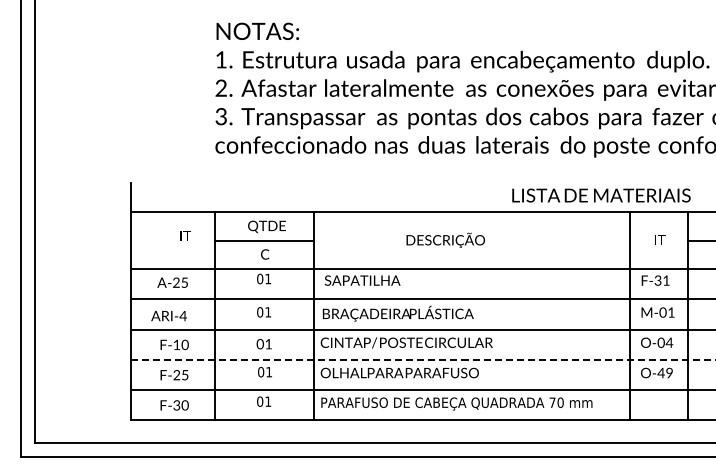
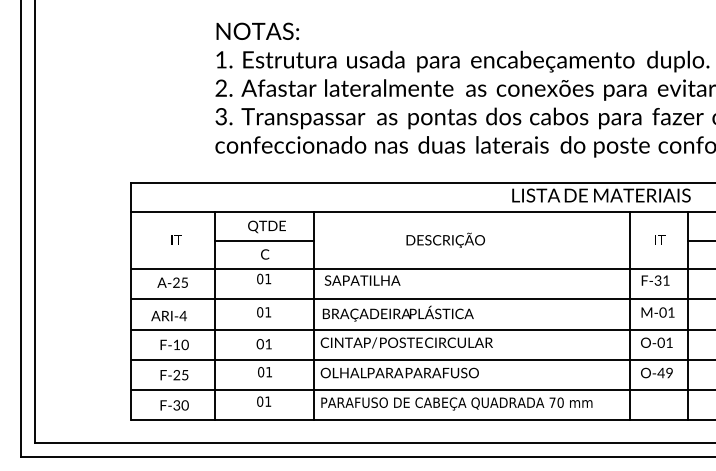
line: none -> present (421, 182)
text position: (185, 235) -> (176, 239) (176, 239)
text: O-04 -> O-01 (669, 342)
line: dashed -> solid (424, 359)
